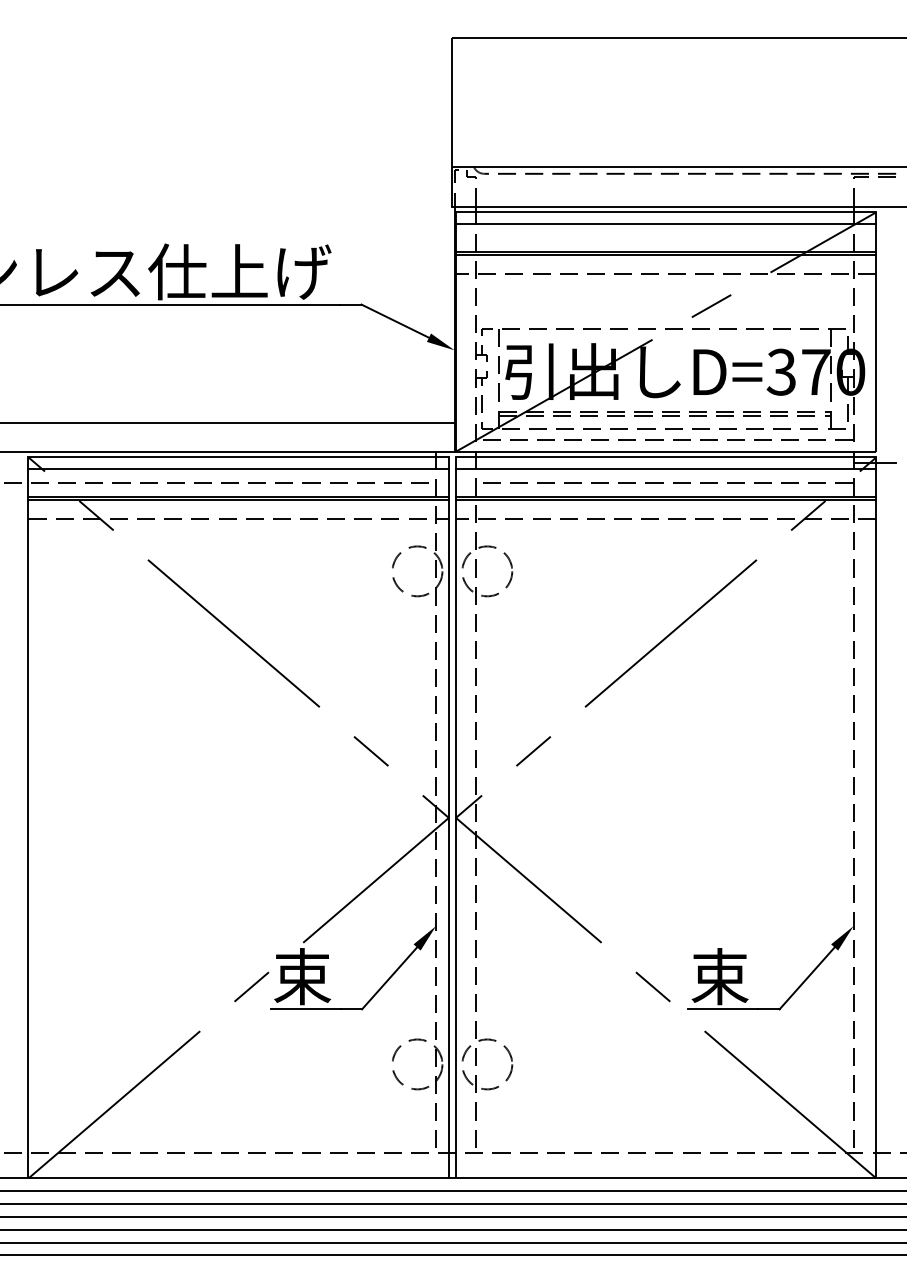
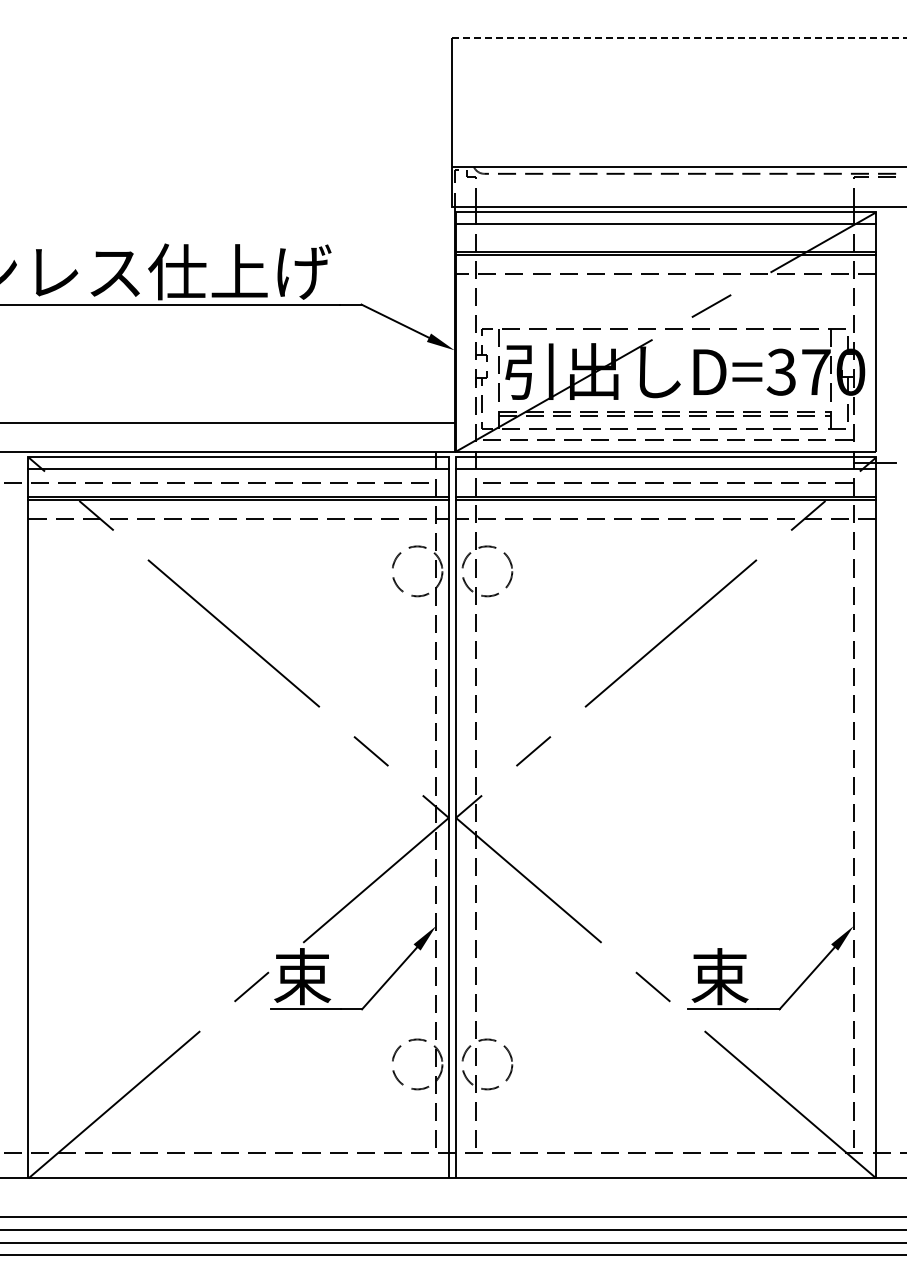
line: solid -> dashed (679, 38)
line: present -> none (452, 1191)
line: present -> none (452, 1204)
